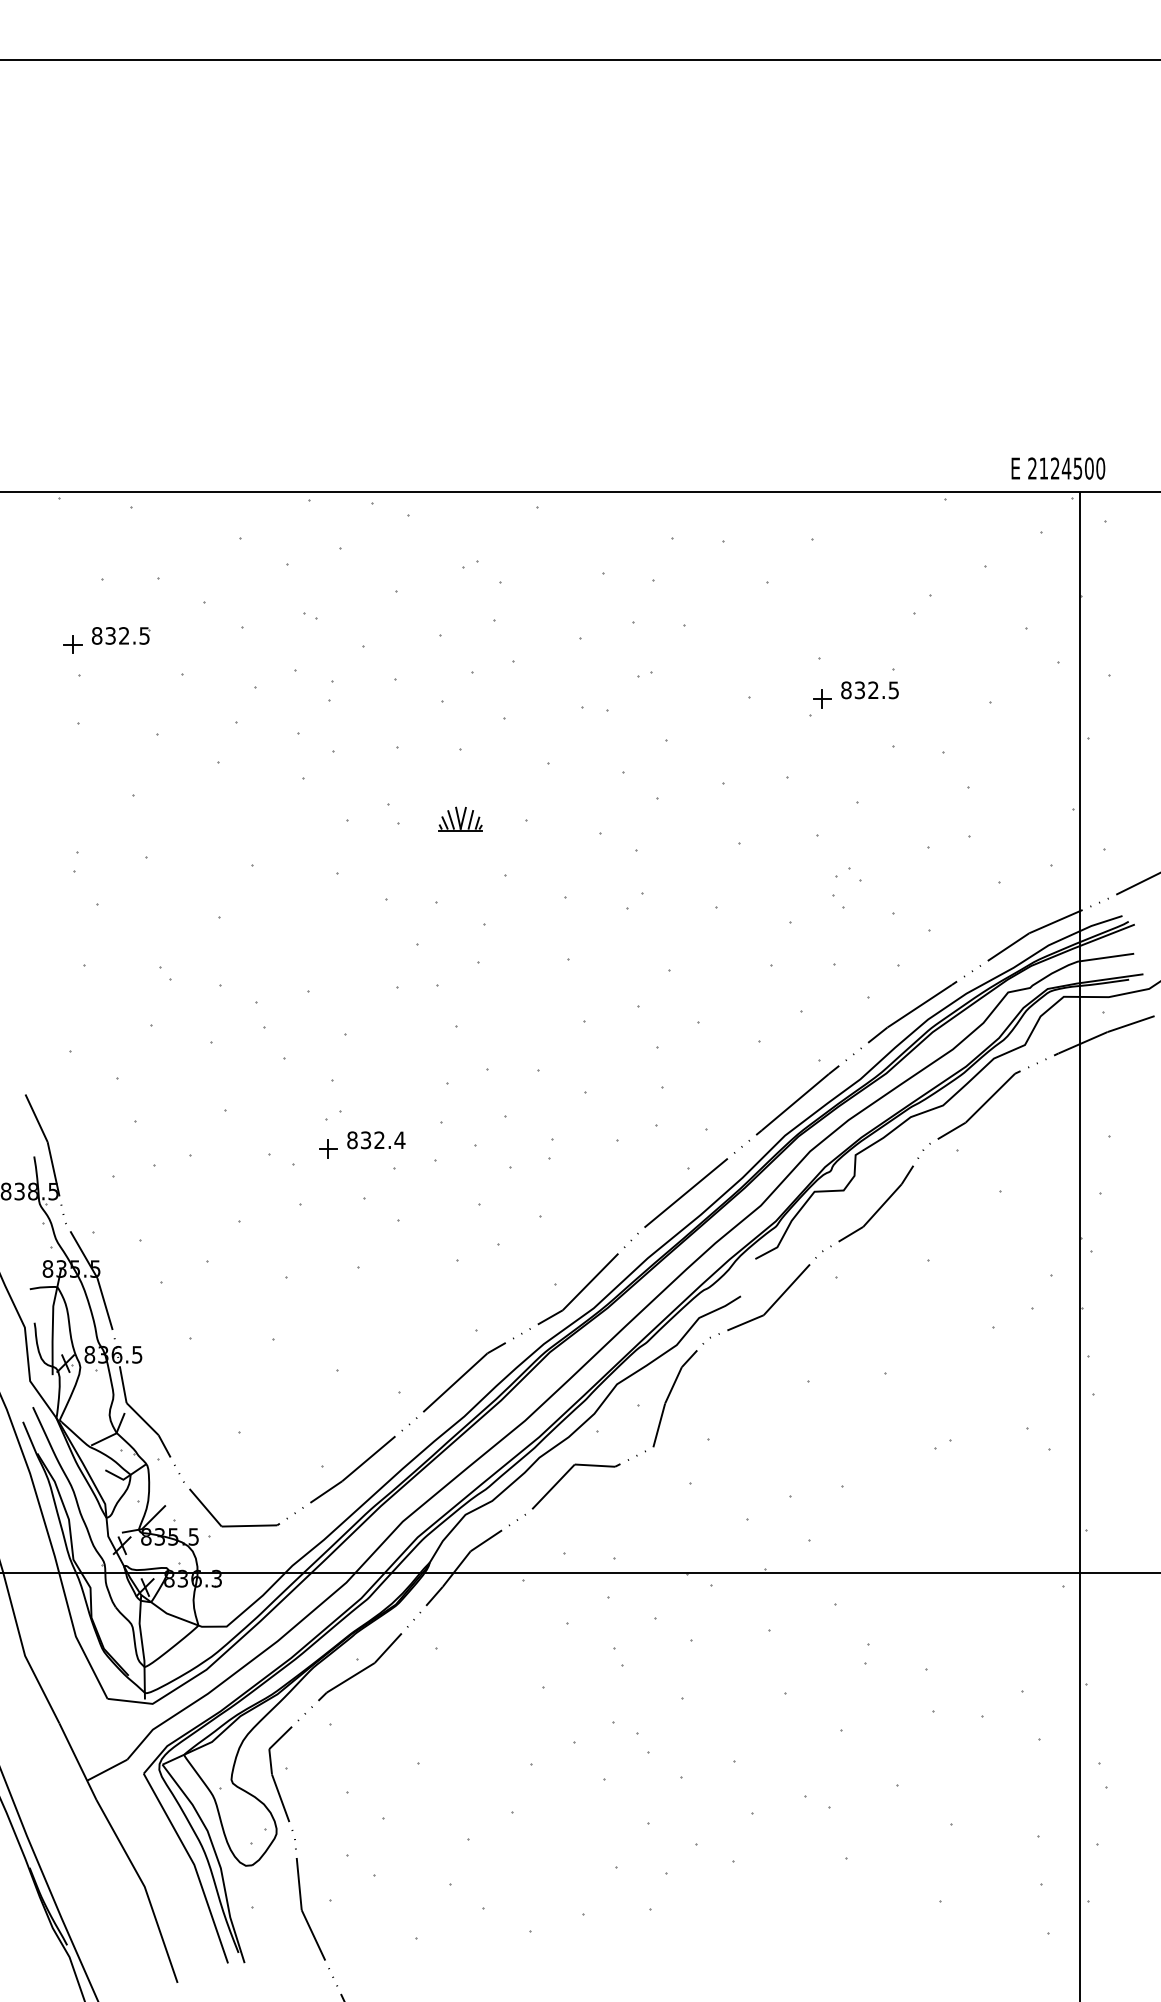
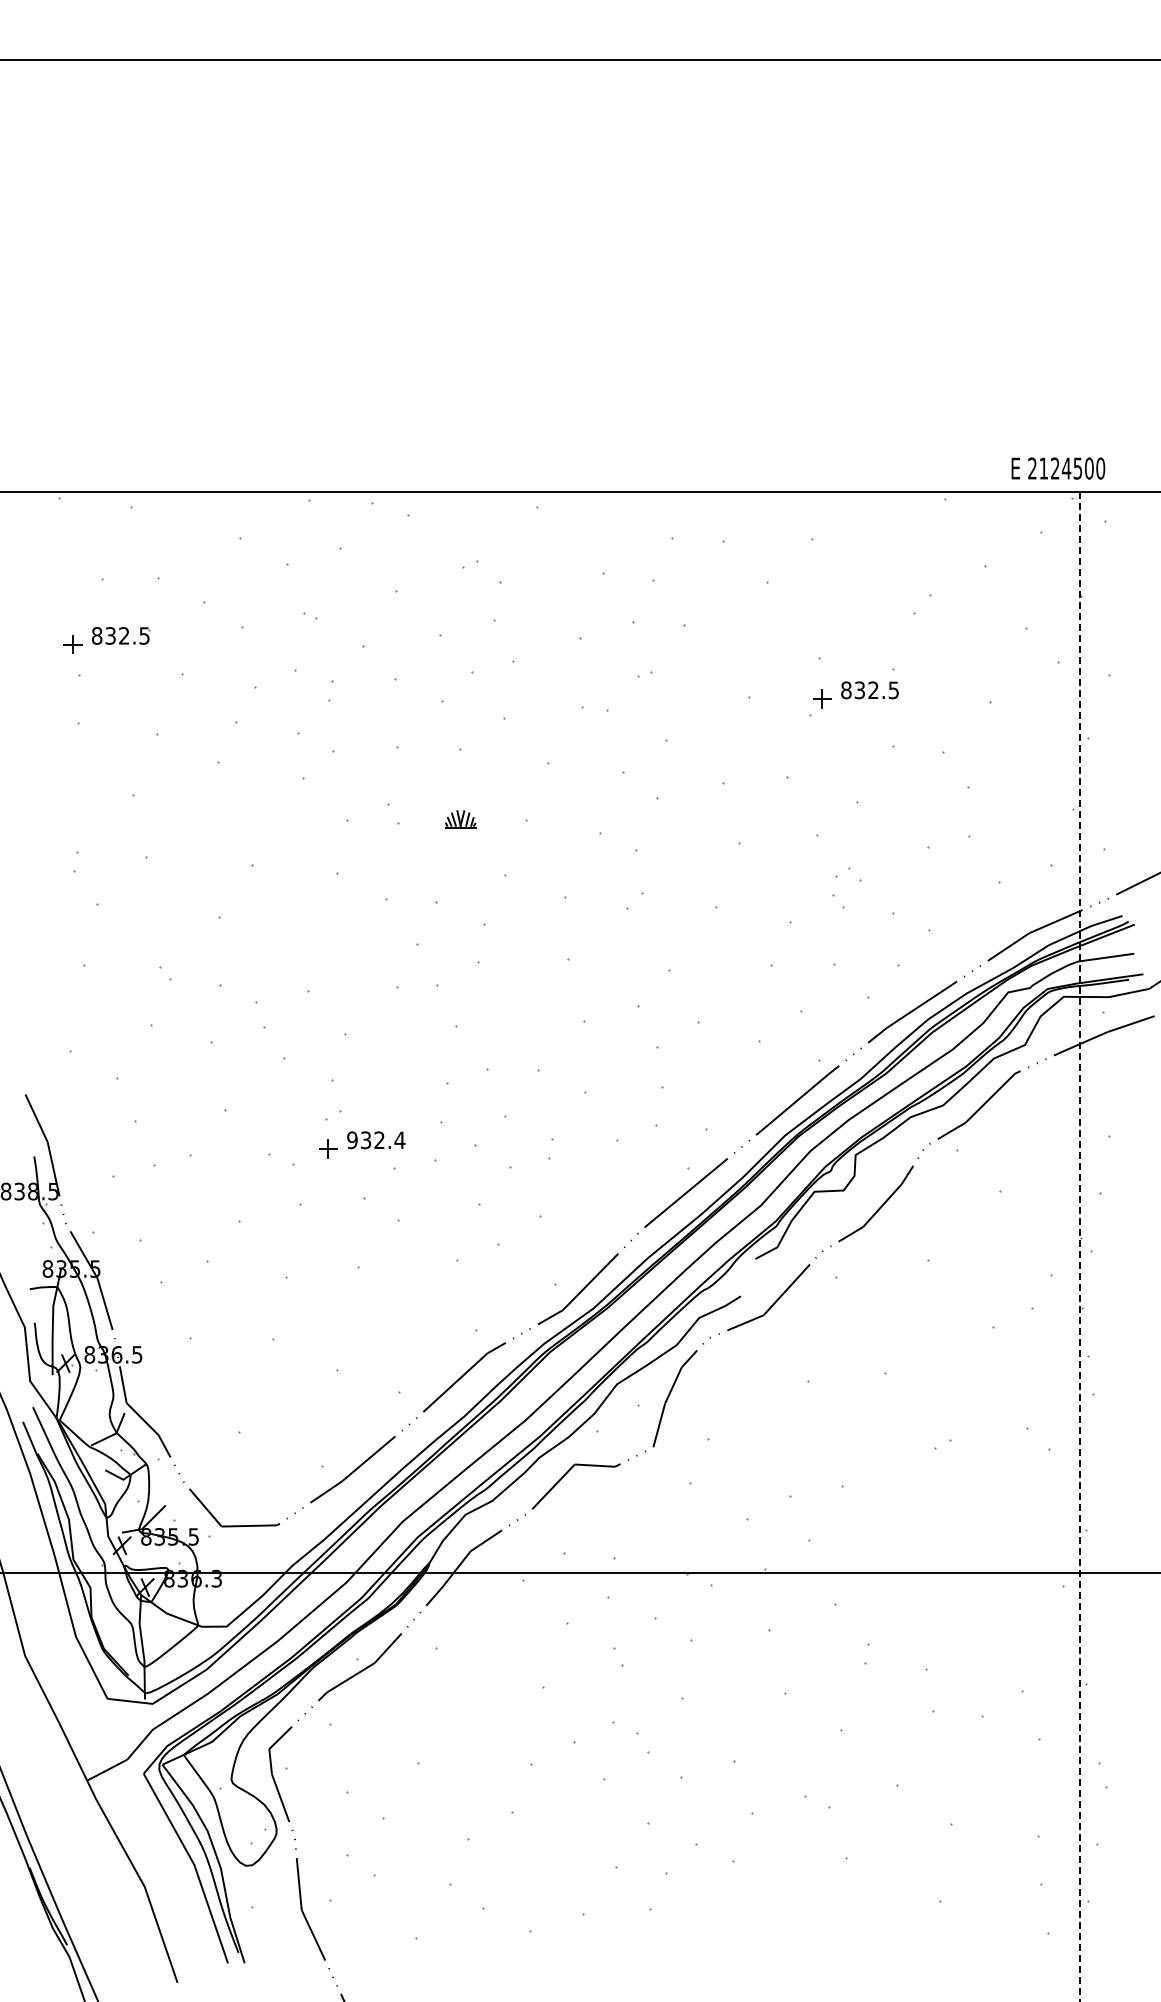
part size: 45x26 px -> 32x19 px (460, 819)
text: 832.4 -> 932.4 (352, 1140)
line: solid -> dashed (1079, 1247)
